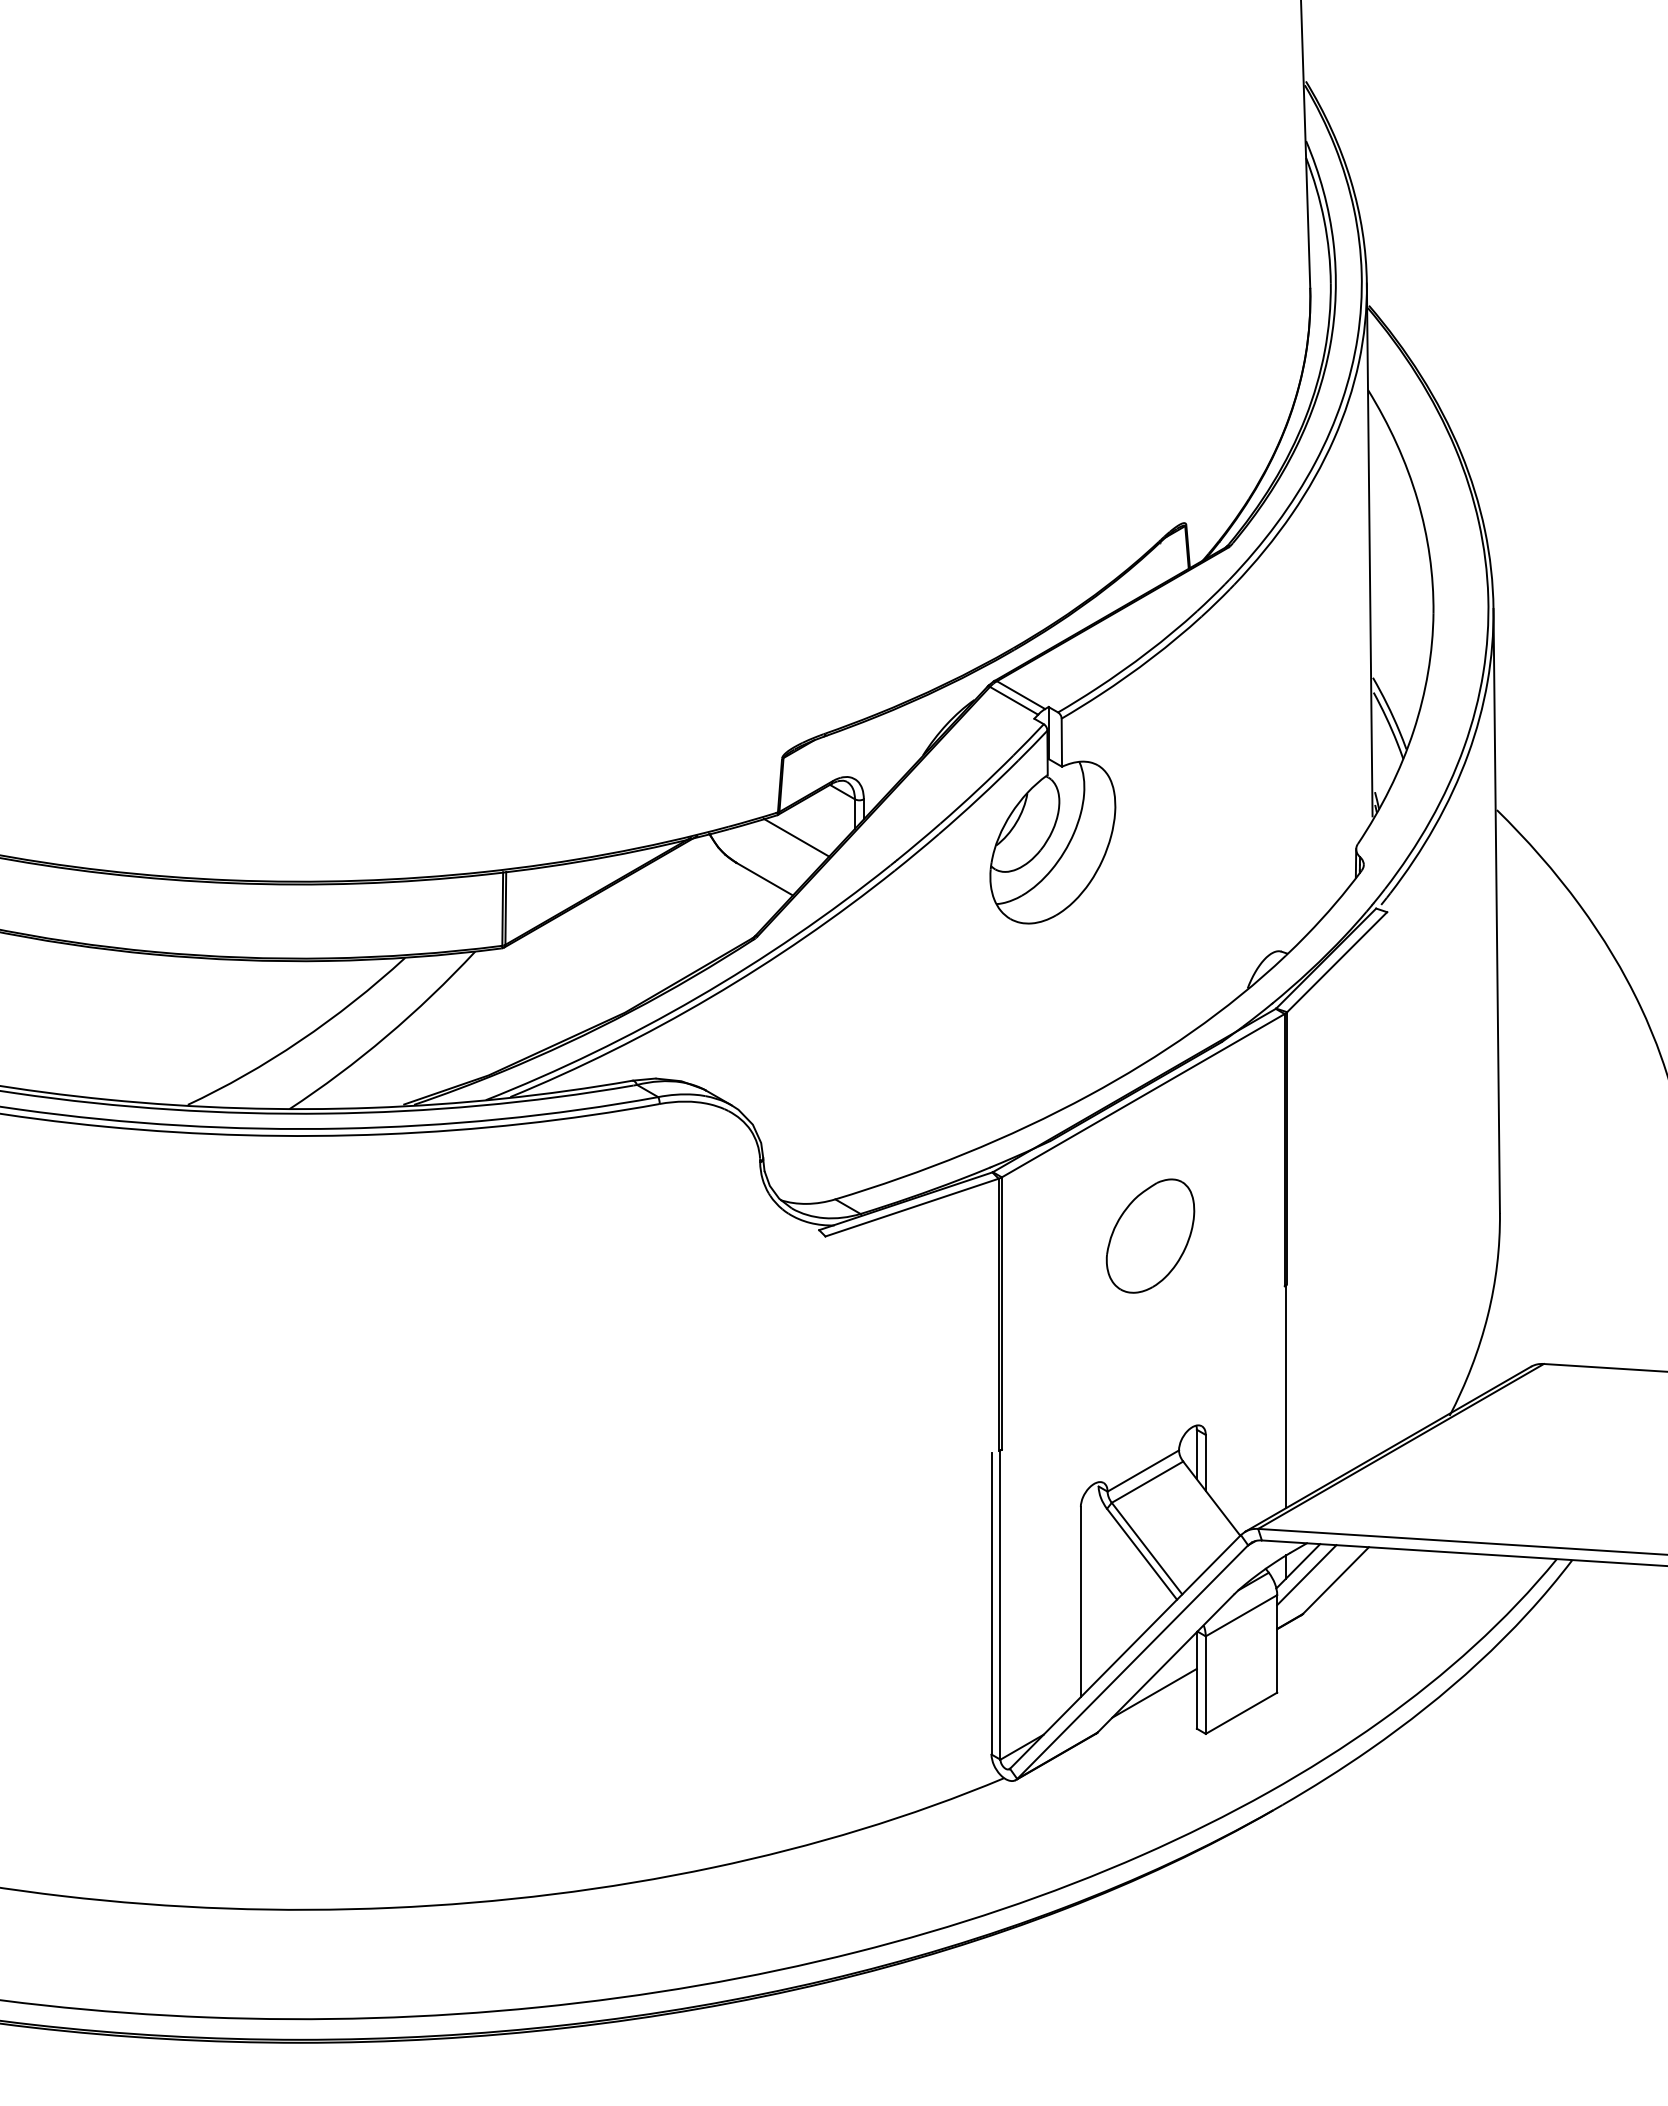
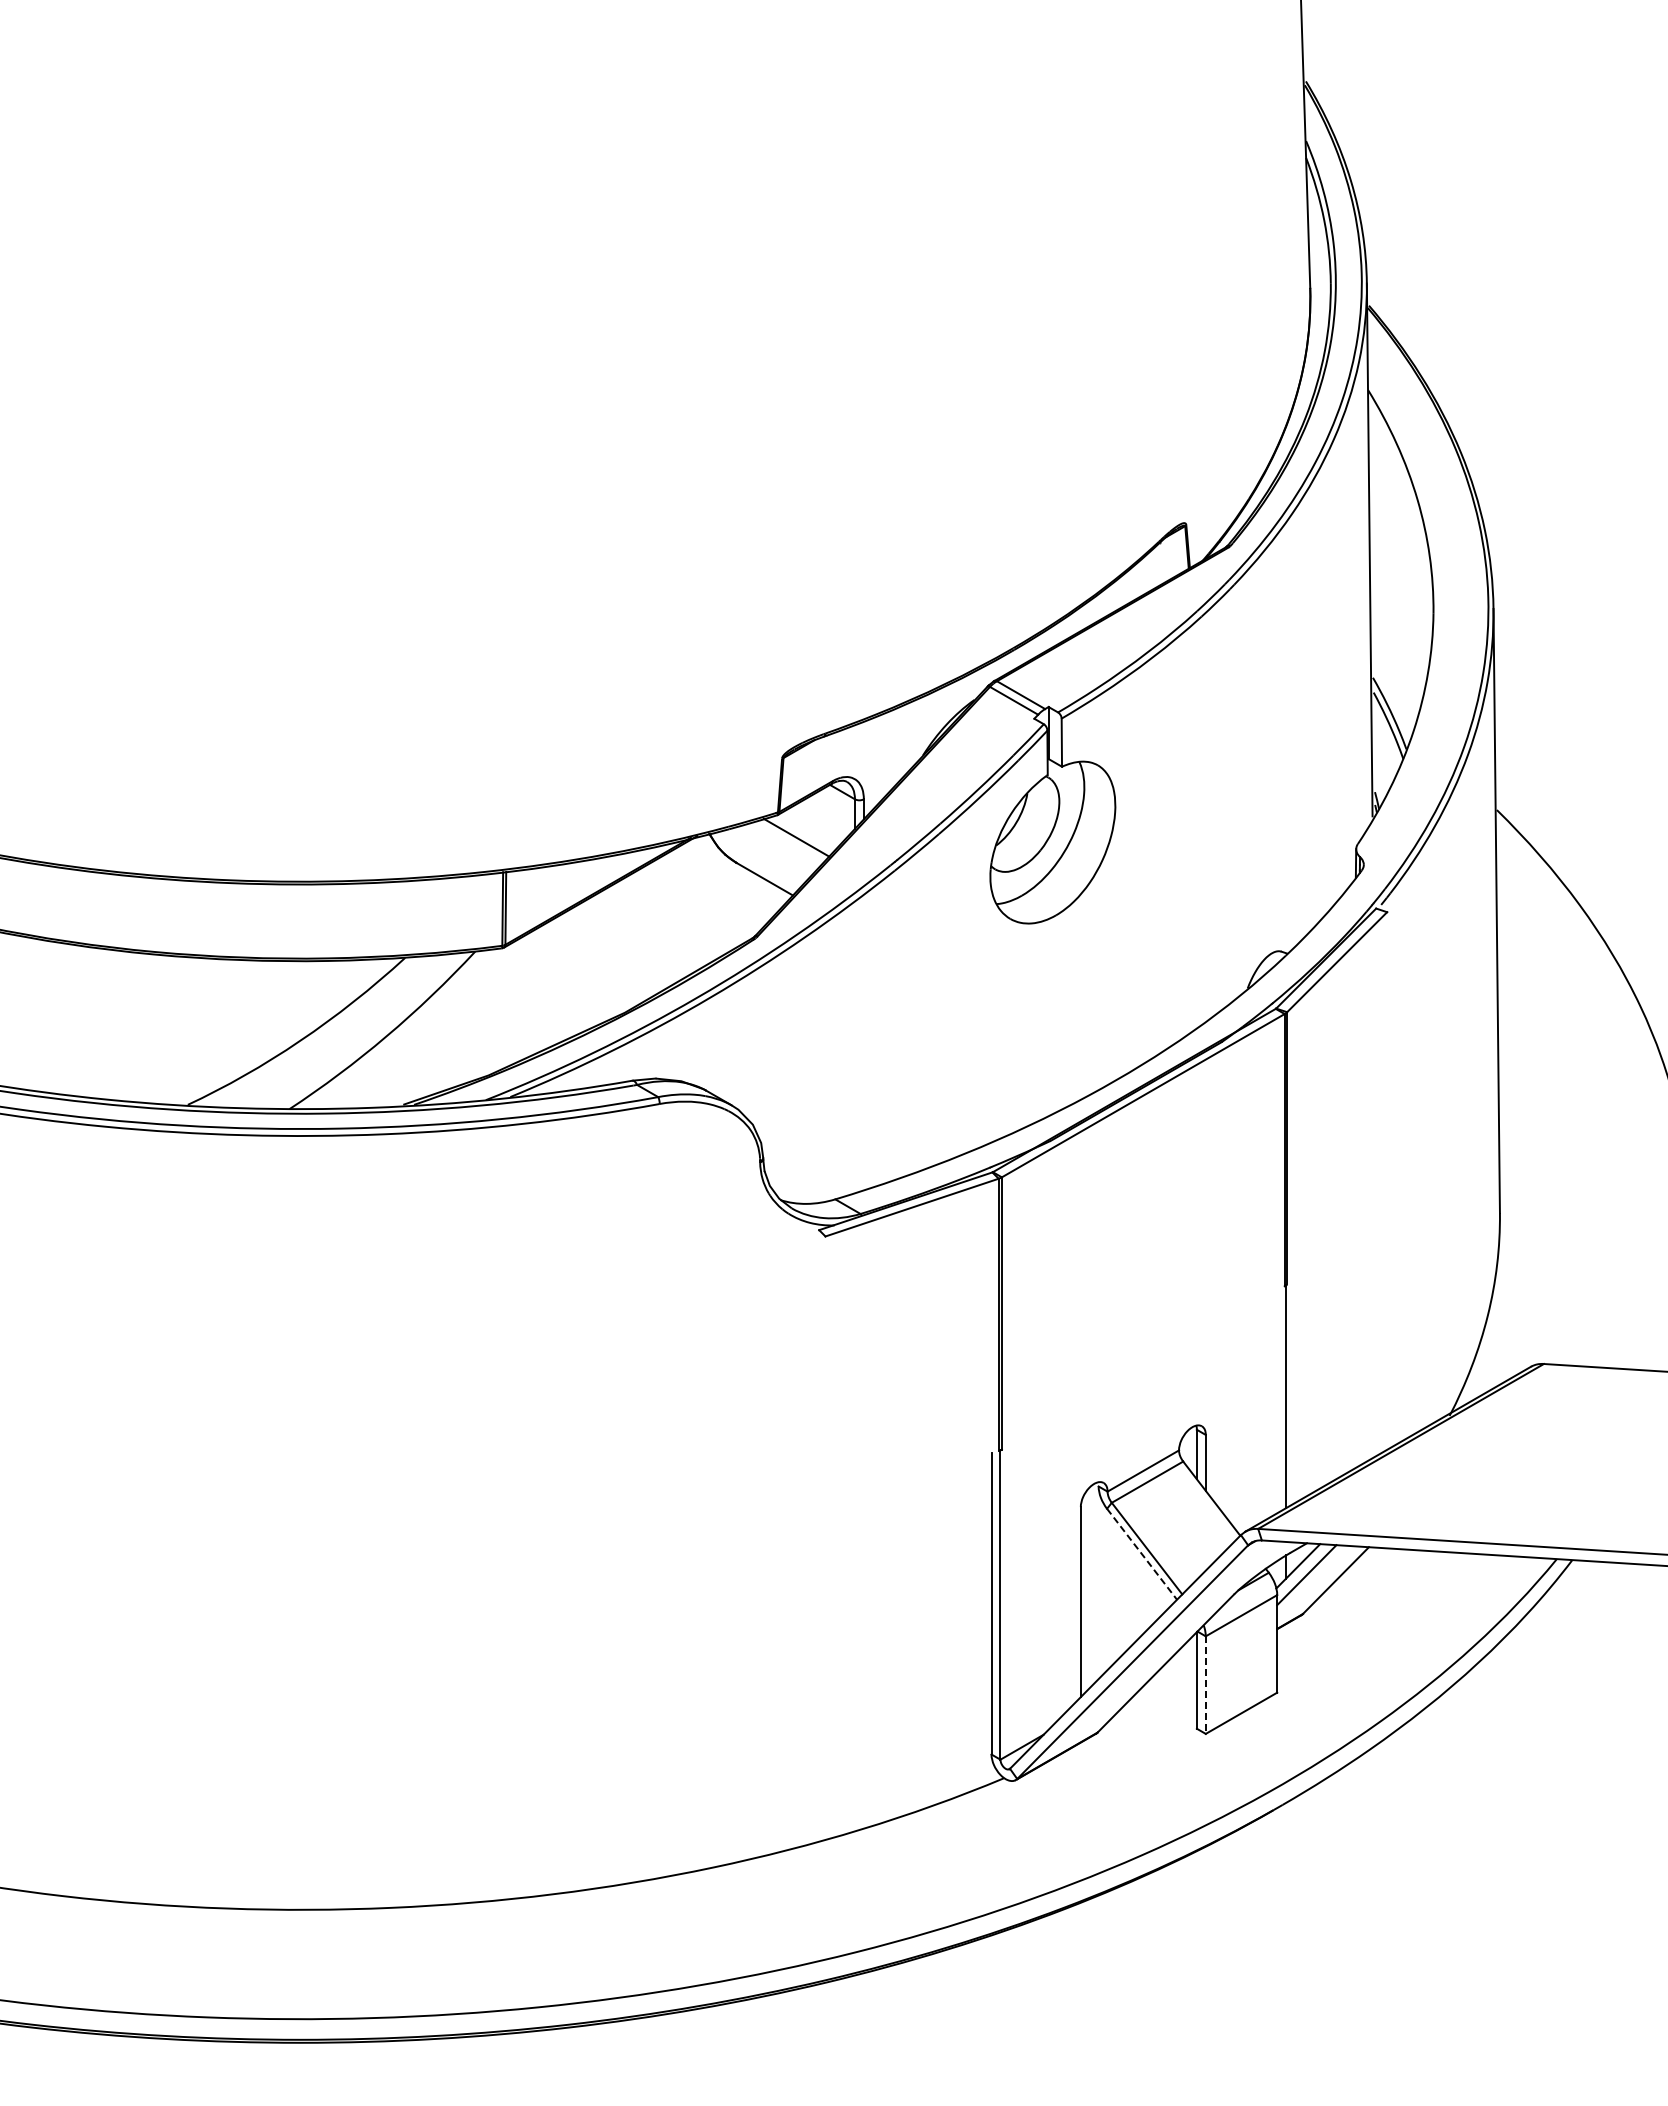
part: present -> none (1150, 1235)
line: solid -> dashed (1142, 1554)
line: solid -> dashed (1205, 1685)
line: present -> none (1154, 1692)
